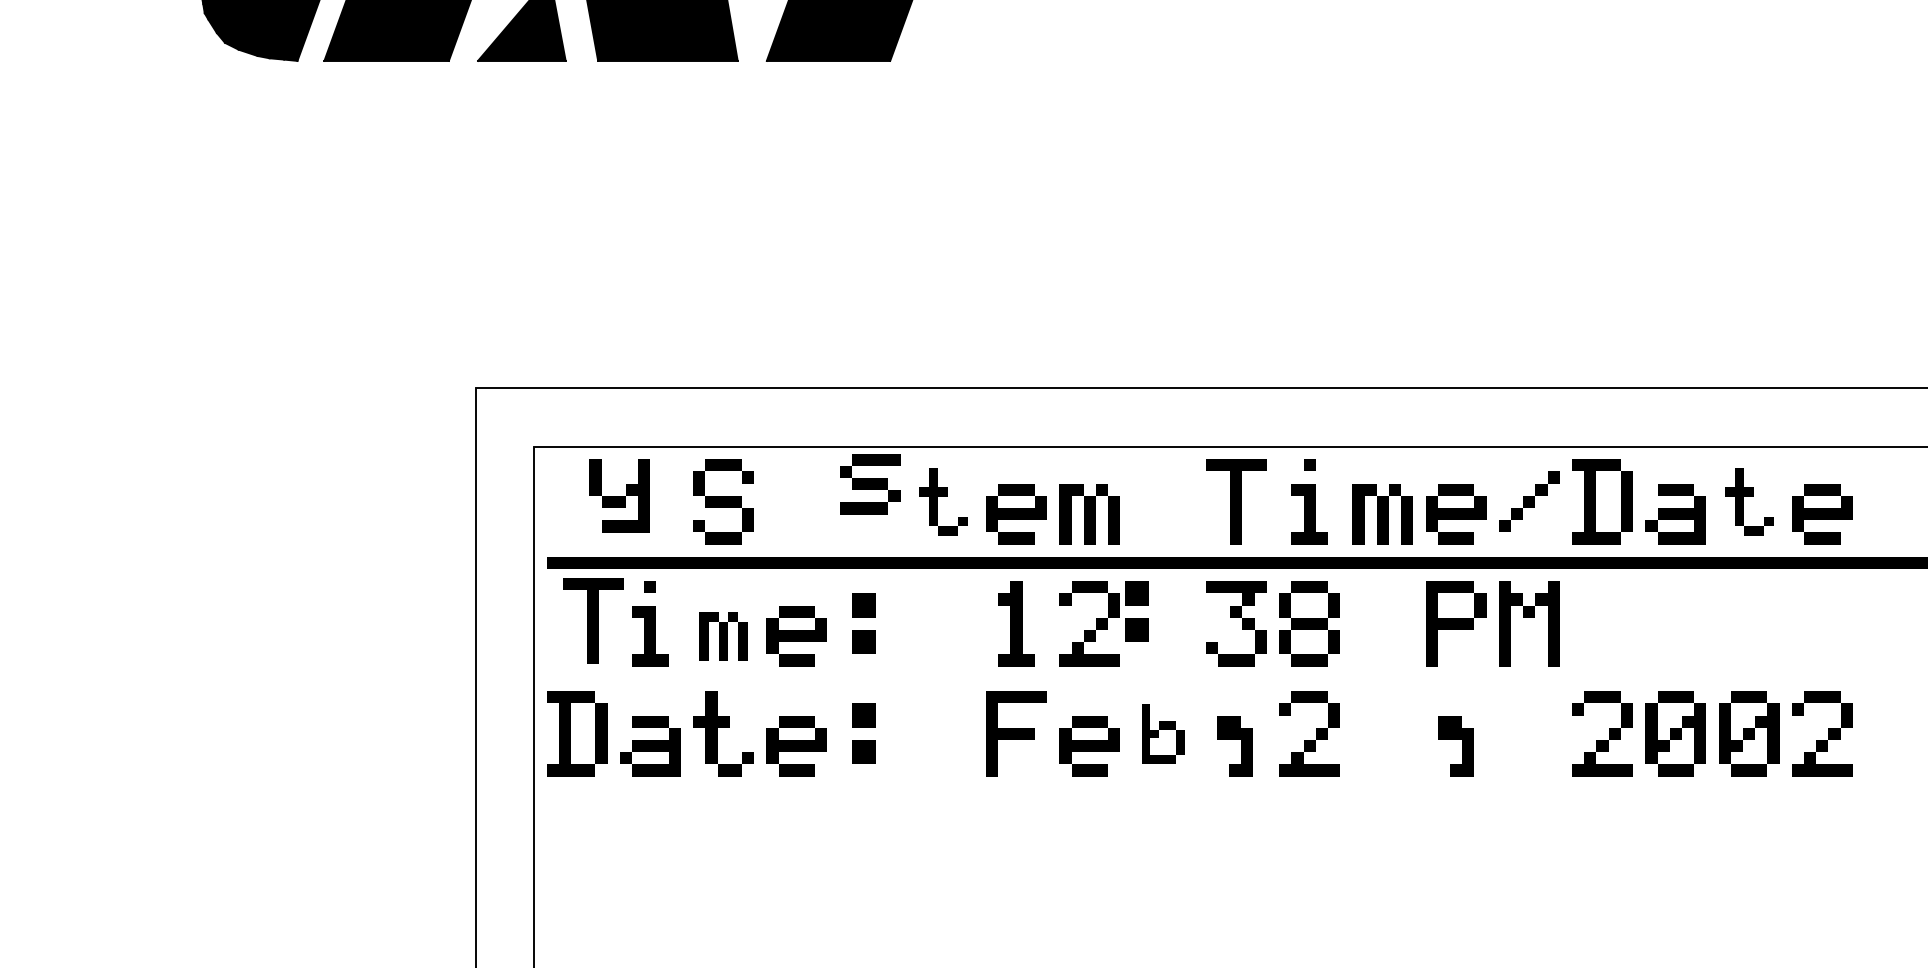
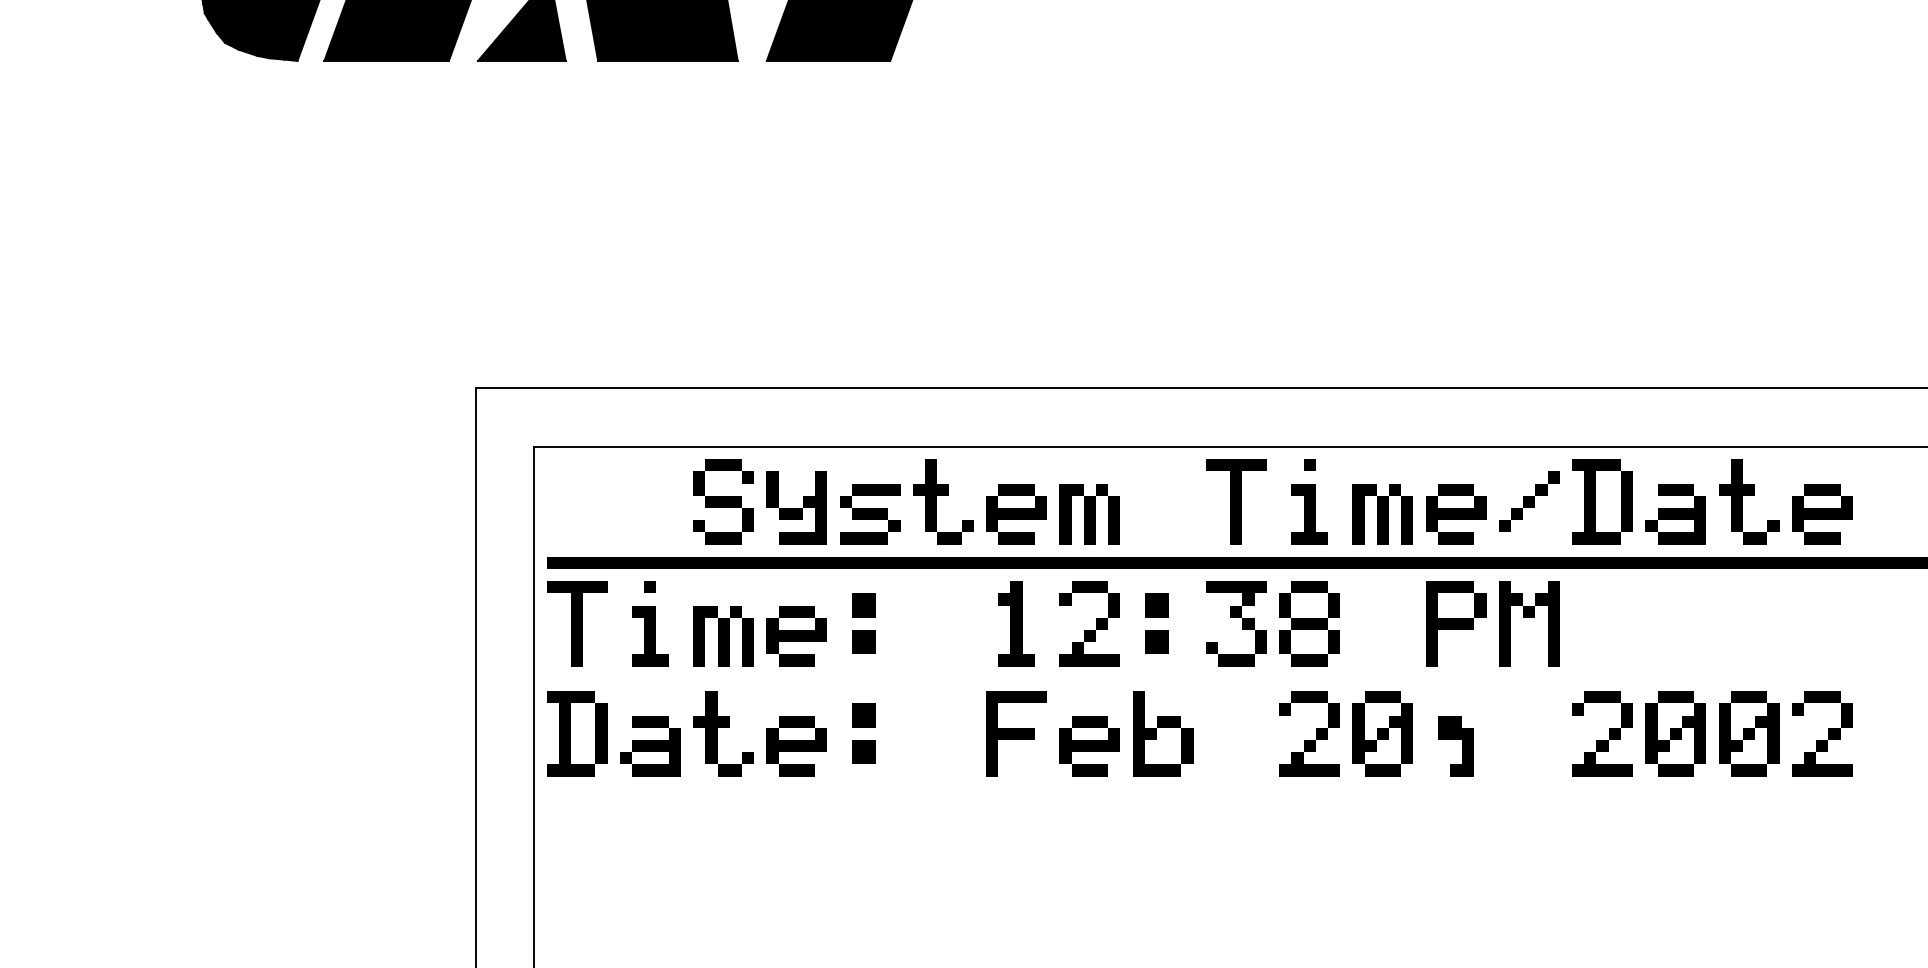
part position: (870, 484) -> (870, 514) (870, 514)
part position: (619, 495) -> (796, 507) (796, 507)
part size: 49x68 px -> 61x86 px (943, 501)
part size: 49x68 px -> 61x86 px (1749, 501)
part position: (1136, 611) -> (1156, 623) (1156, 623)
part position: (593, 620) -> (577, 623) (577, 623)
part size: 49x49 px -> 61x61 px (723, 636)
part size: 43x60 px -> 61x86 px (1163, 733)
part: none -> present (1382, 733)
part: present -> none (1234, 739)
